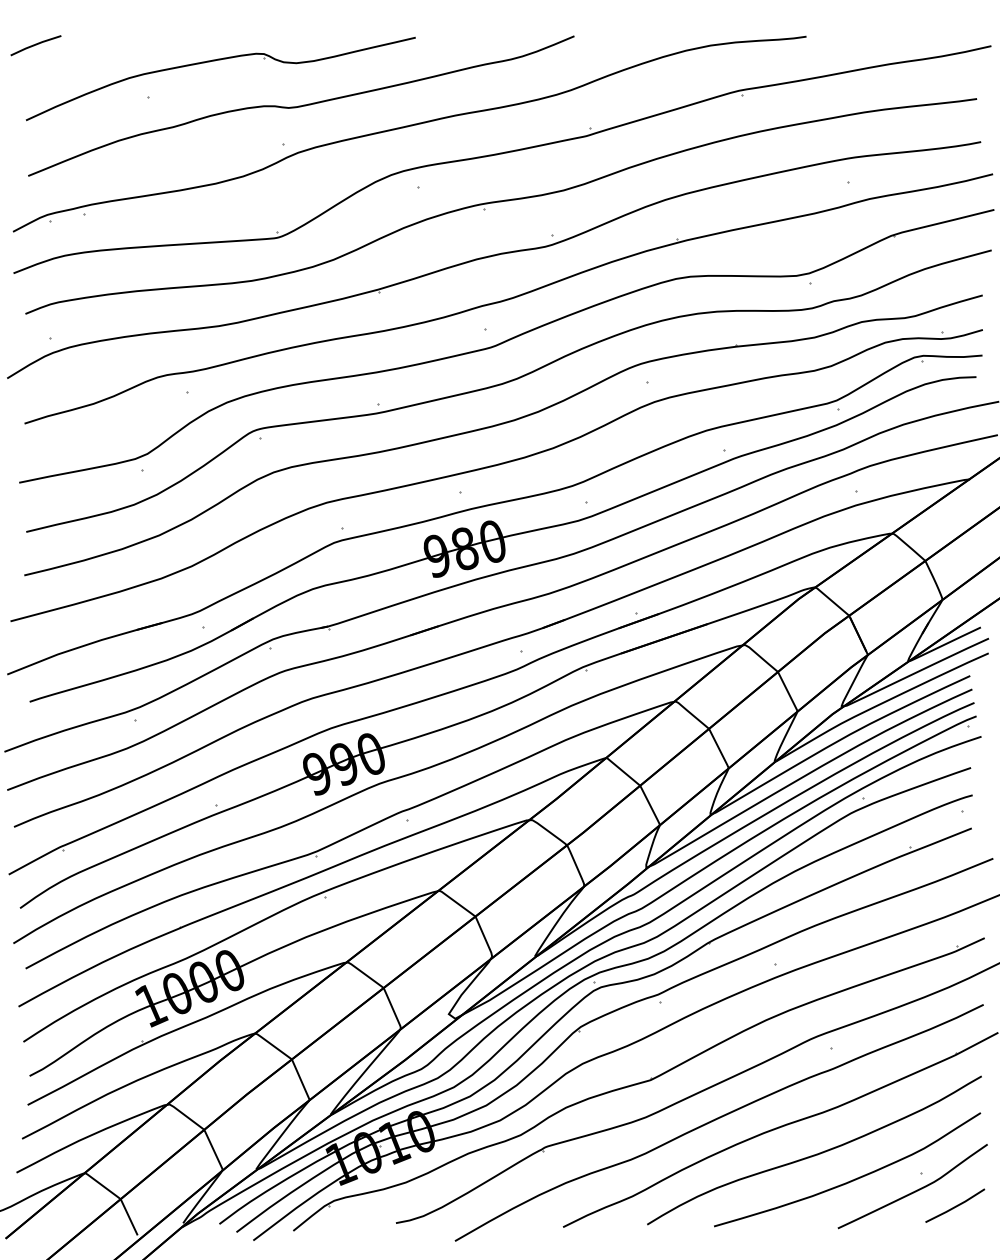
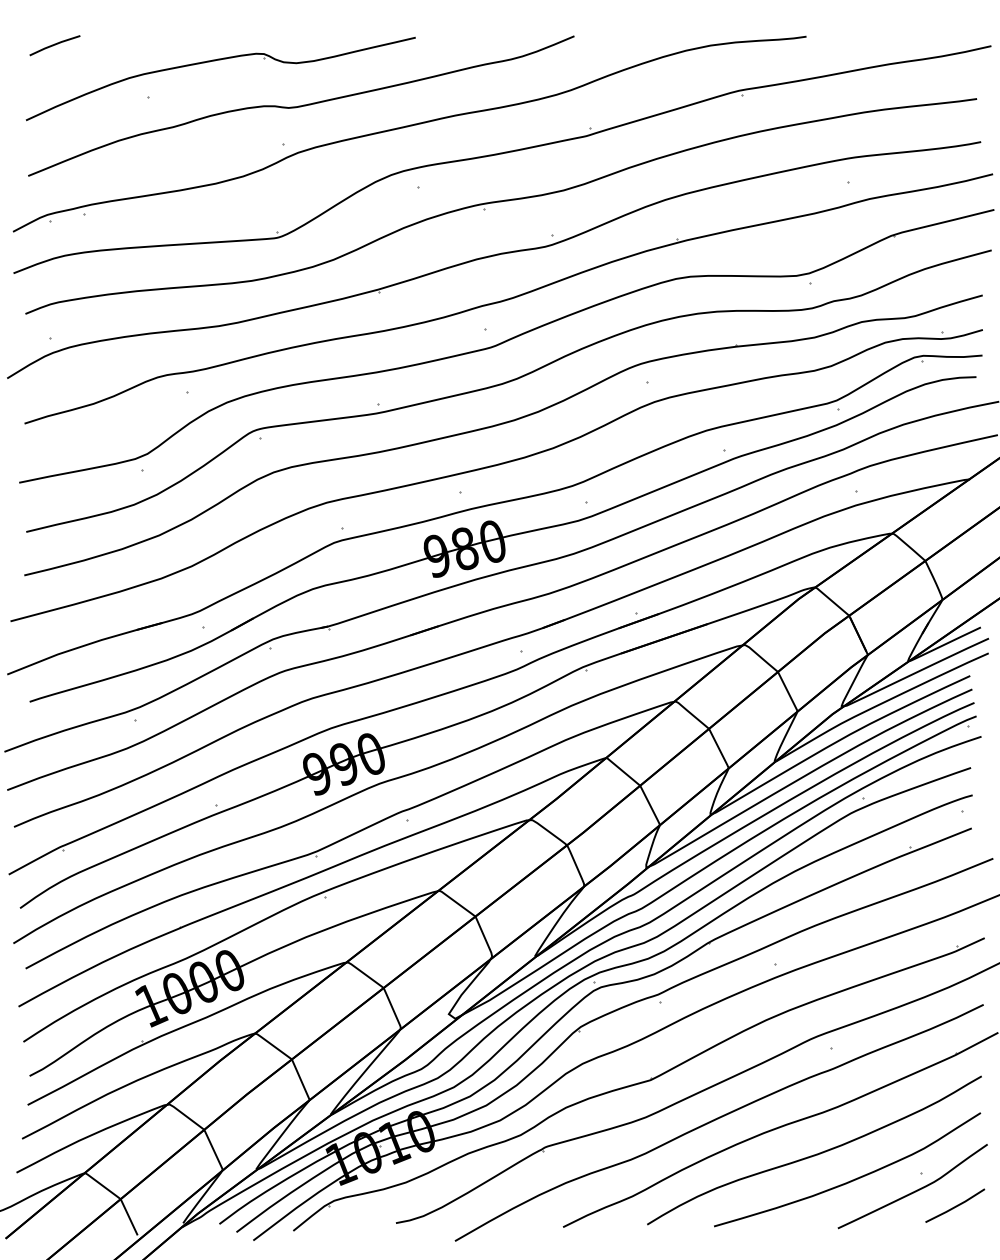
line position: (35, 45) -> (54, 45) (54, 45)
